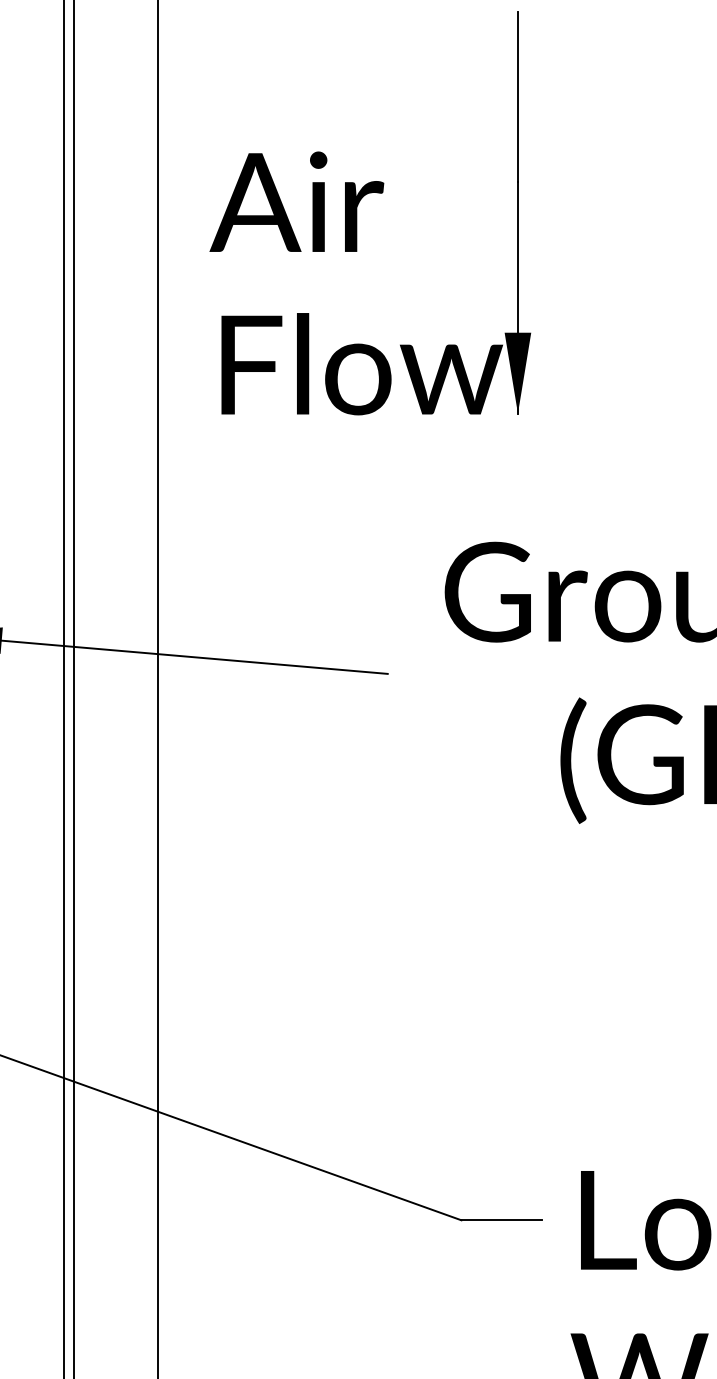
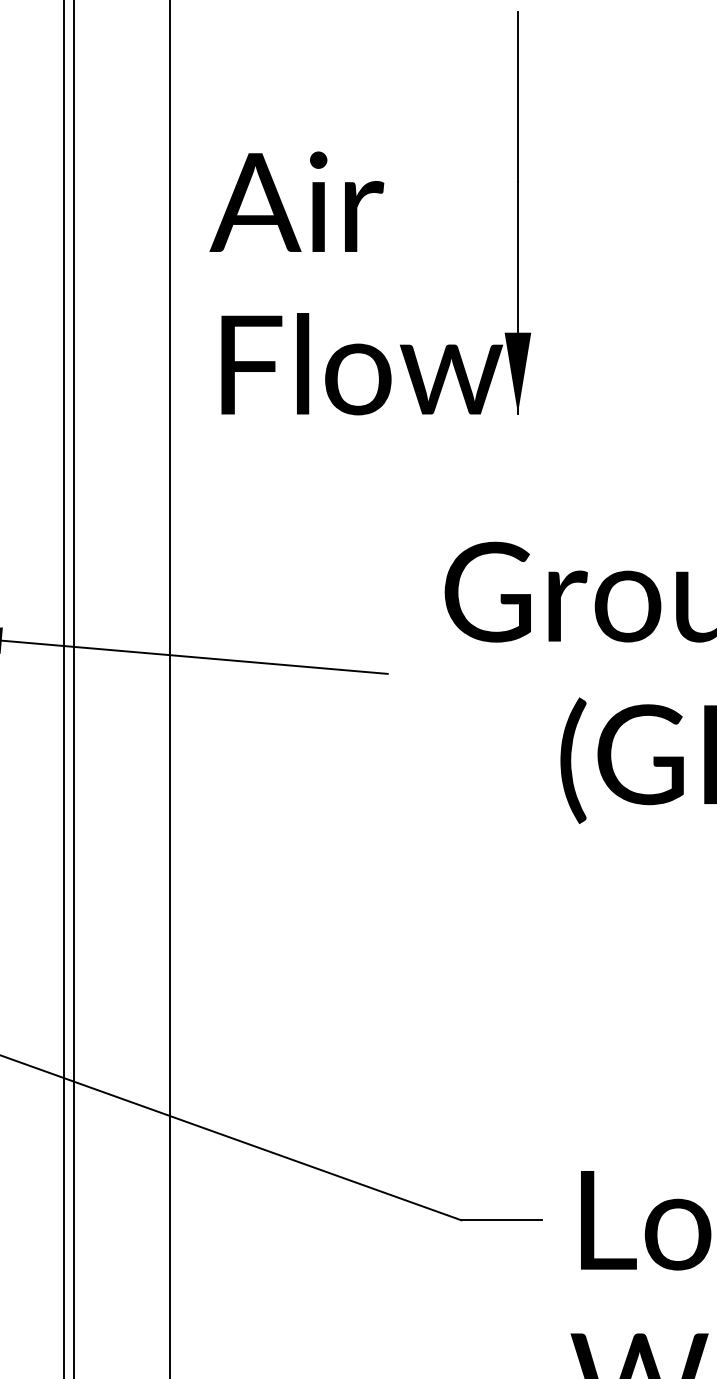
line position: (158, 688) -> (170, 688) (170, 688)
